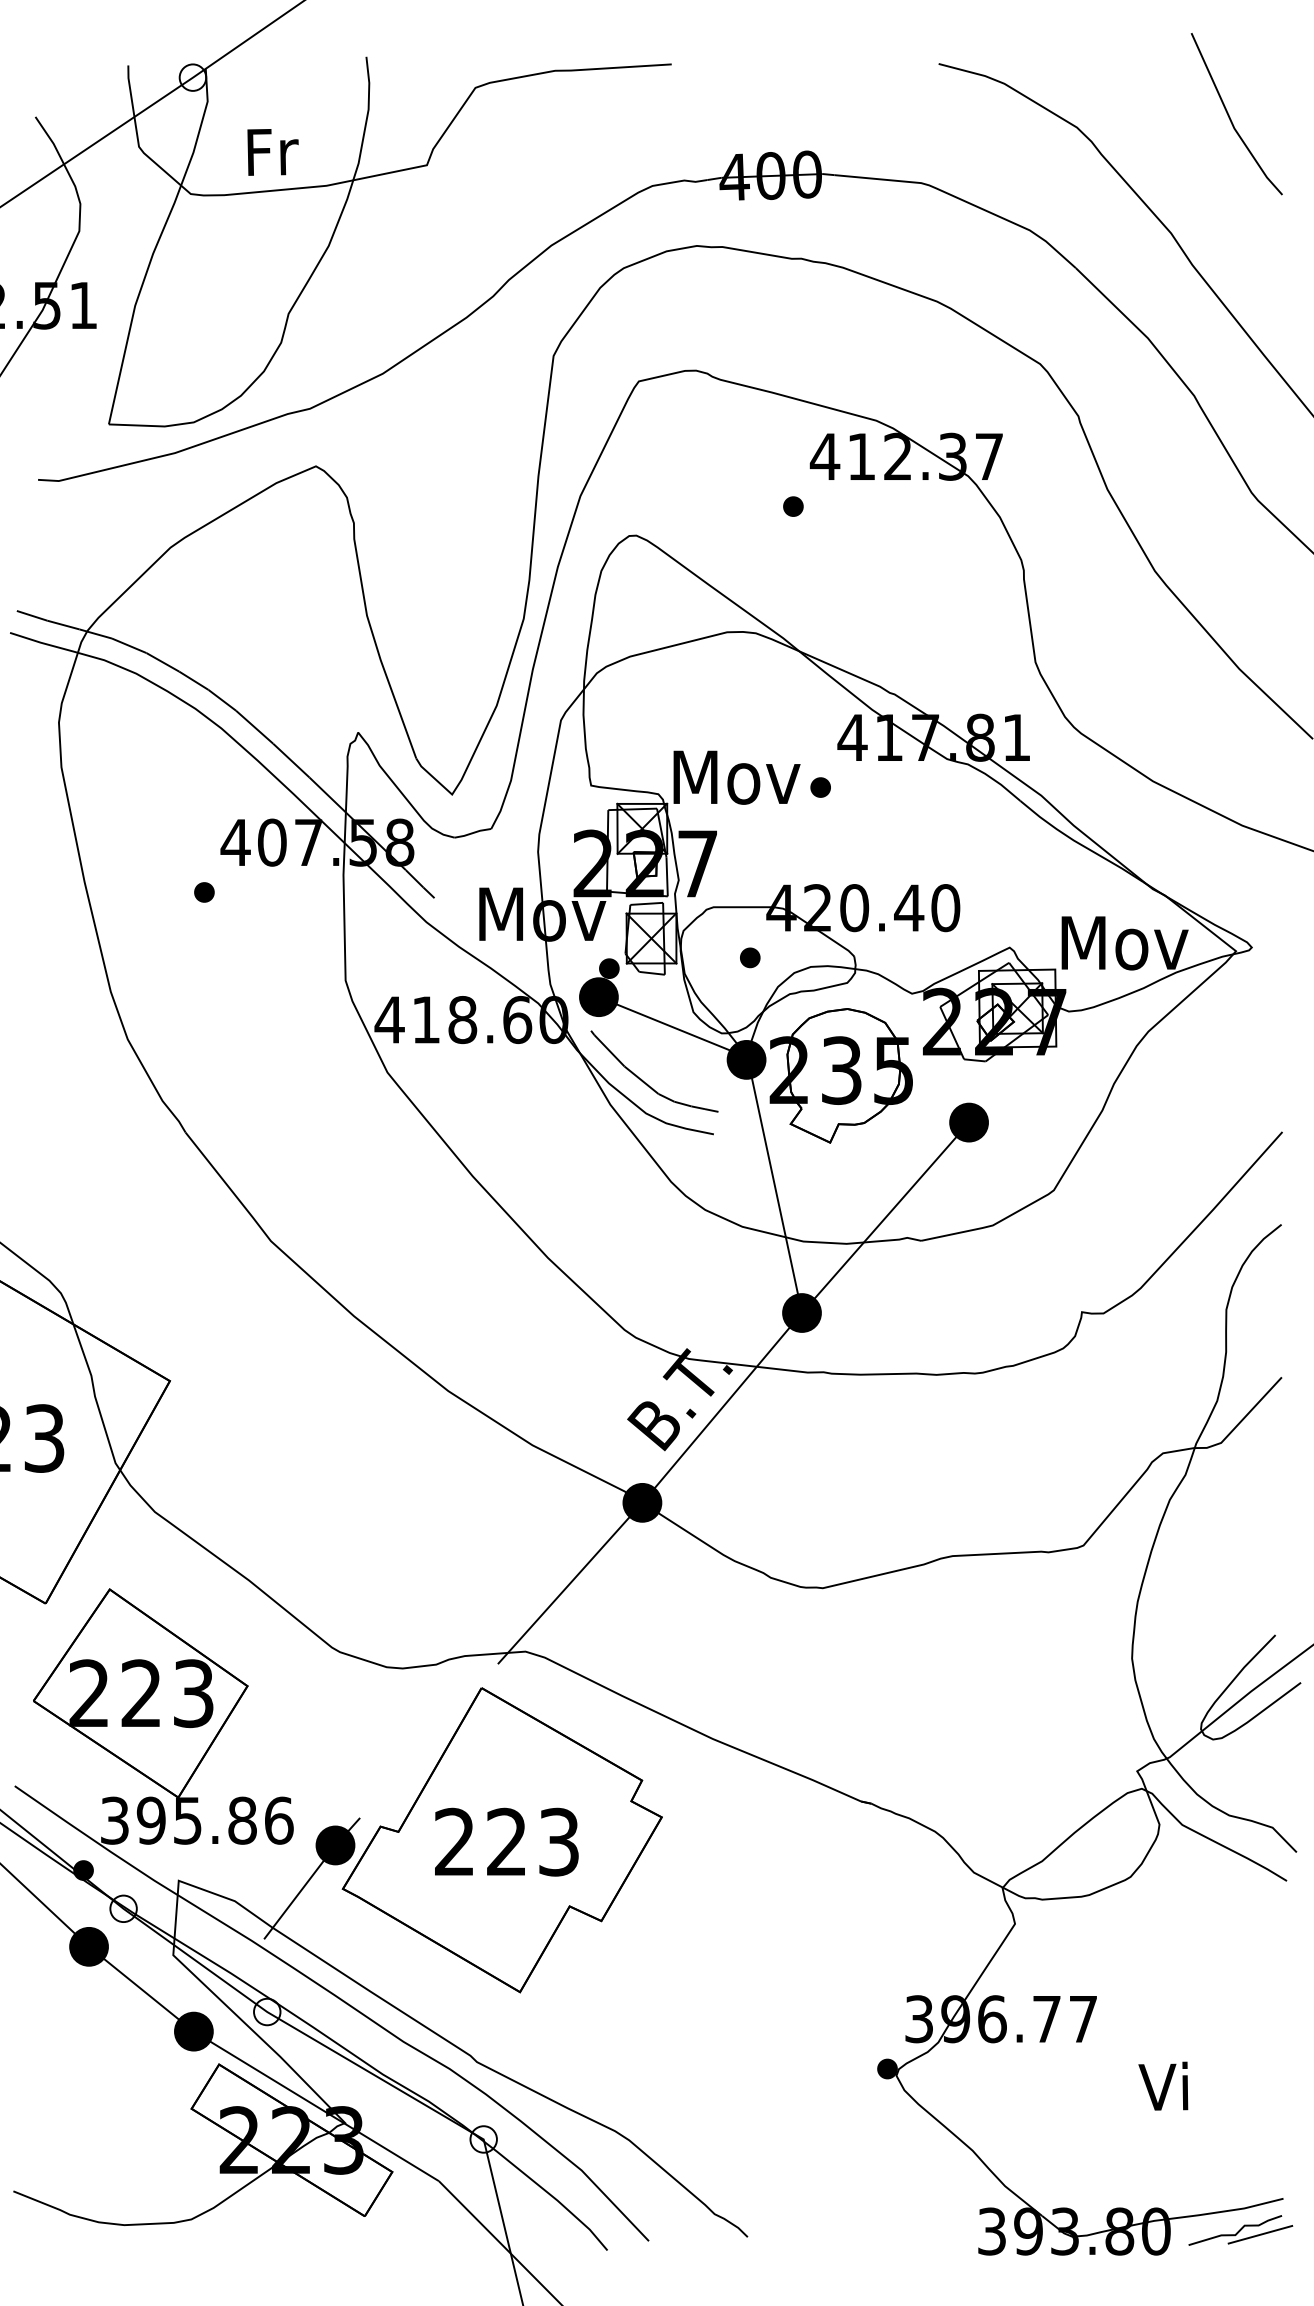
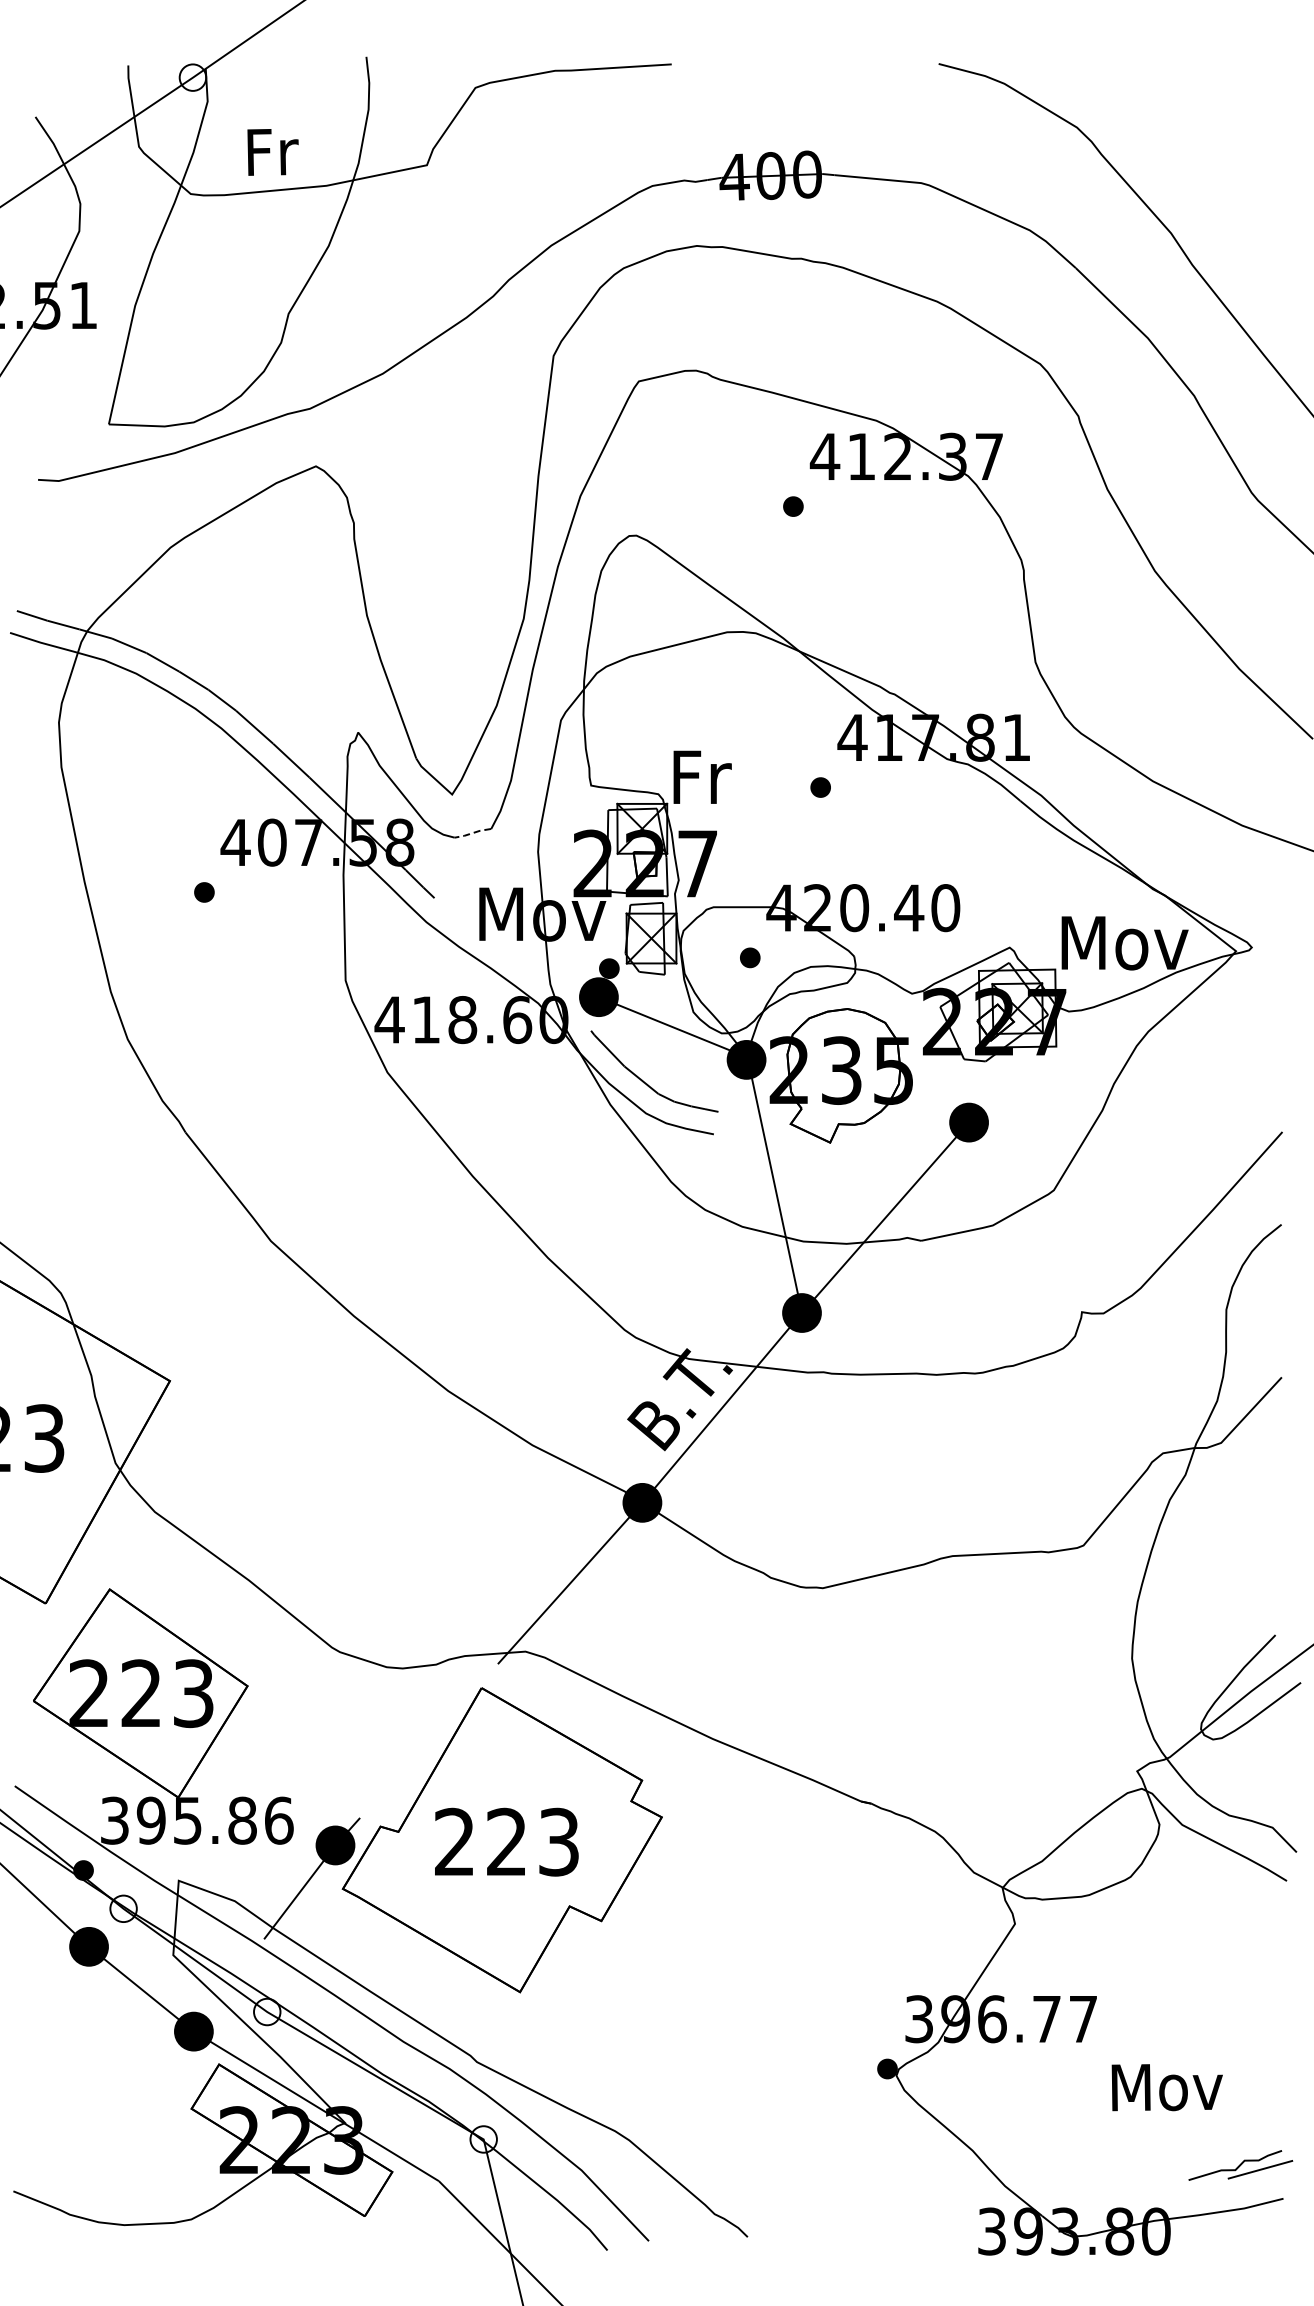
line: present -> none (1230, 117)
text: Mov -> Fr (740, 777)
line: solid -> dashed (472, 833)
text: Vi -> Mov (1166, 2086)
part position: (1240, 2230) -> (1240, 2165) (1240, 2165)
